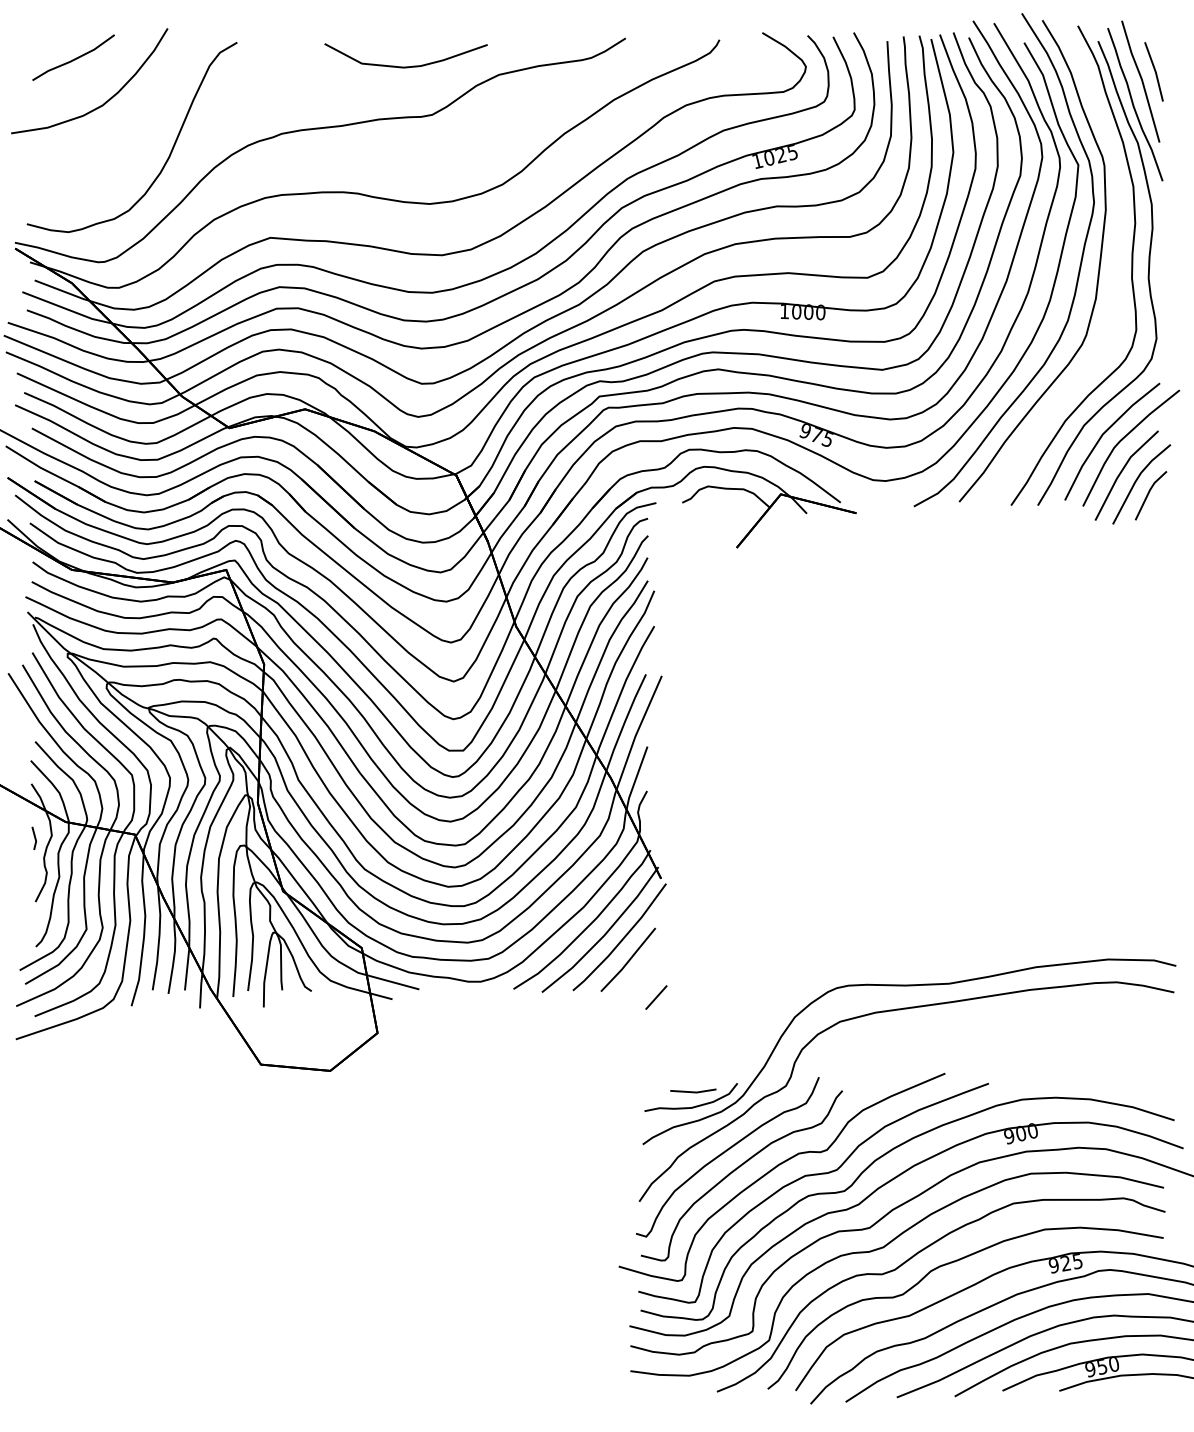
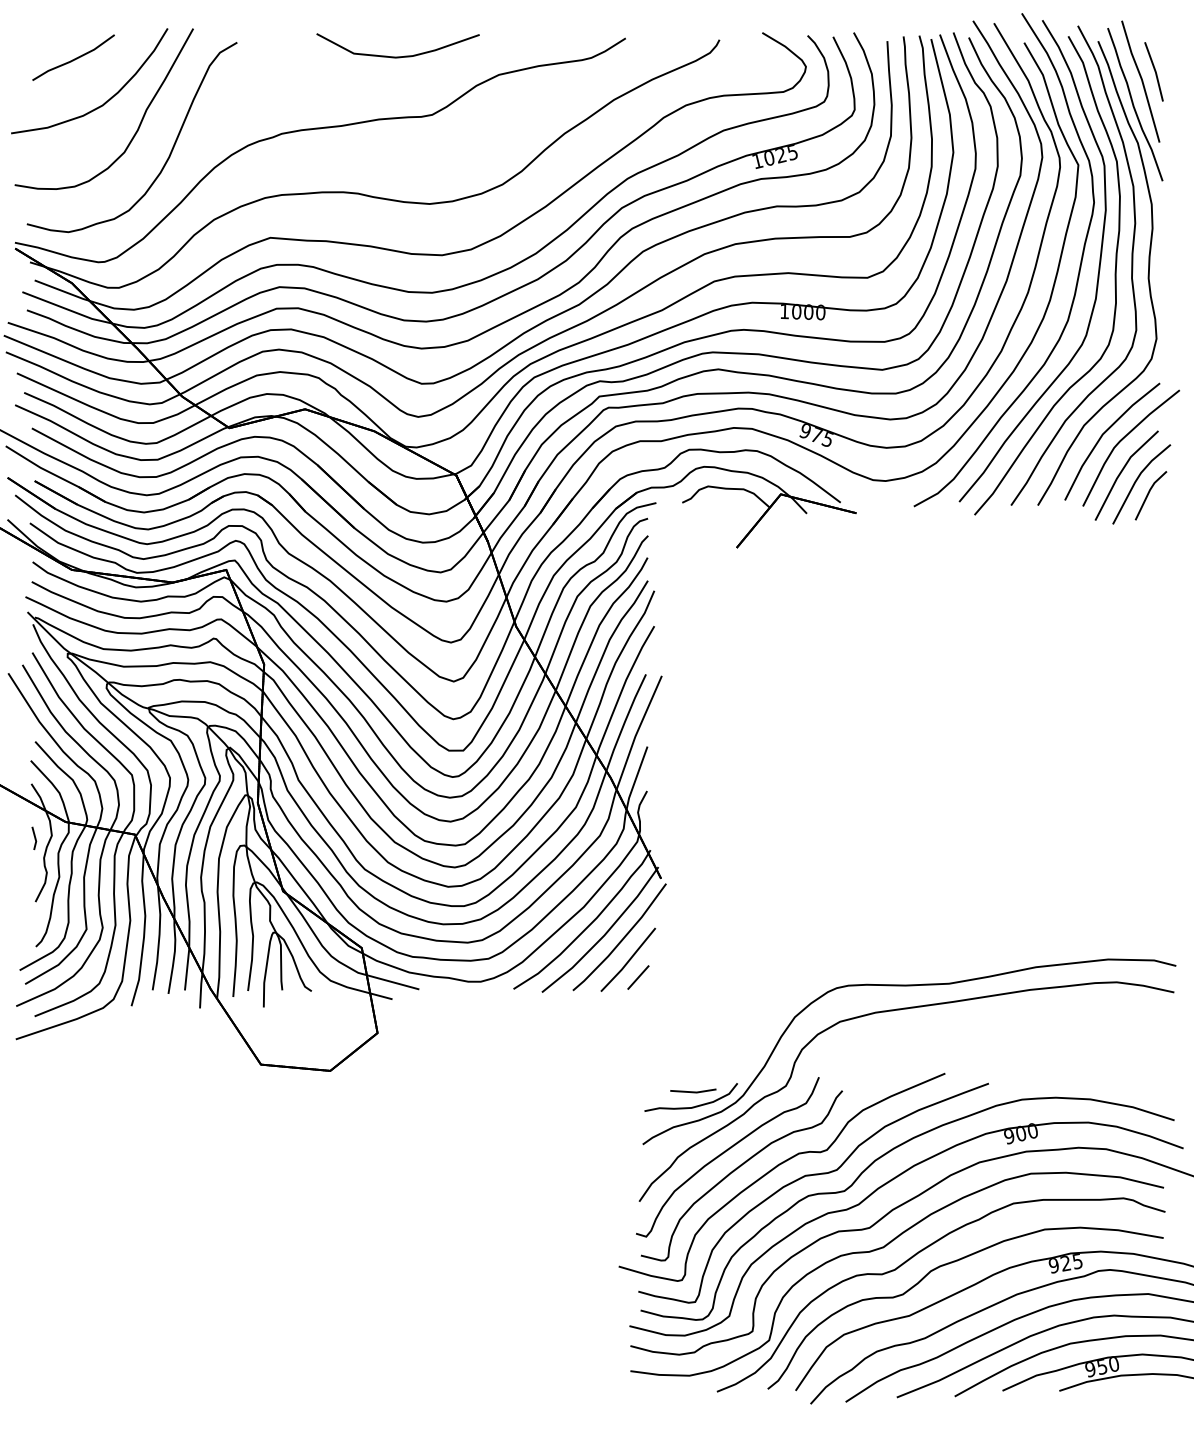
curve position: (405, 66) -> (397, 56) (397, 56)
curve: none -> present (138, 125)
curve: none -> present (1114, 275)
line position: (656, 997) -> (638, 977) (638, 977)
